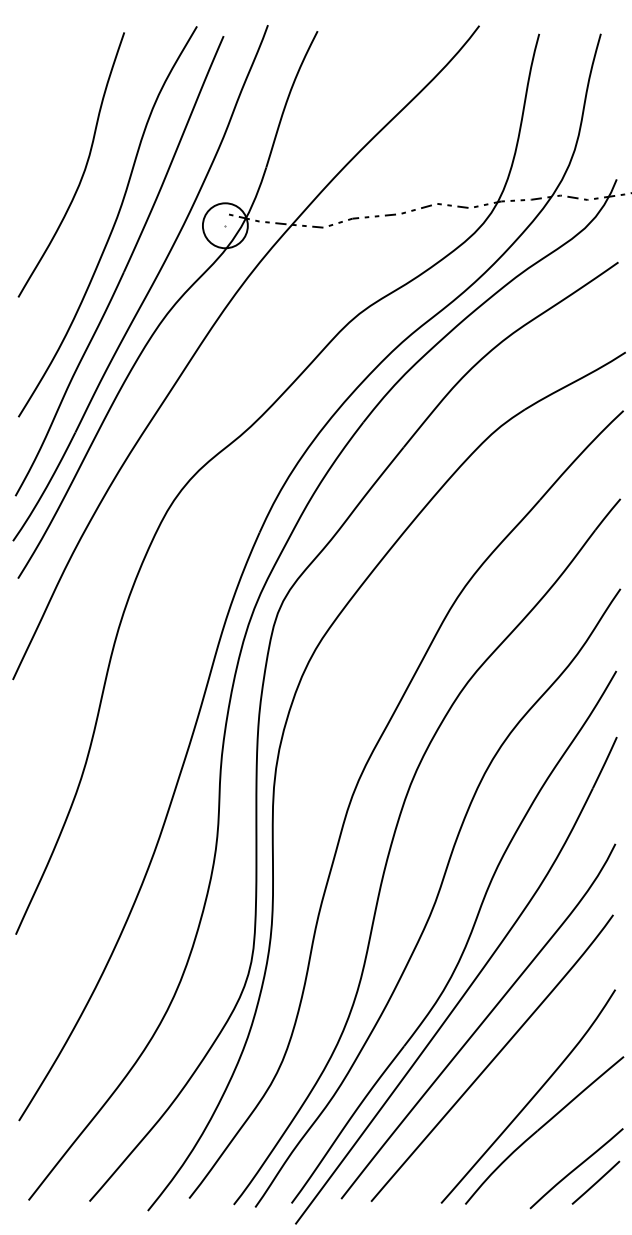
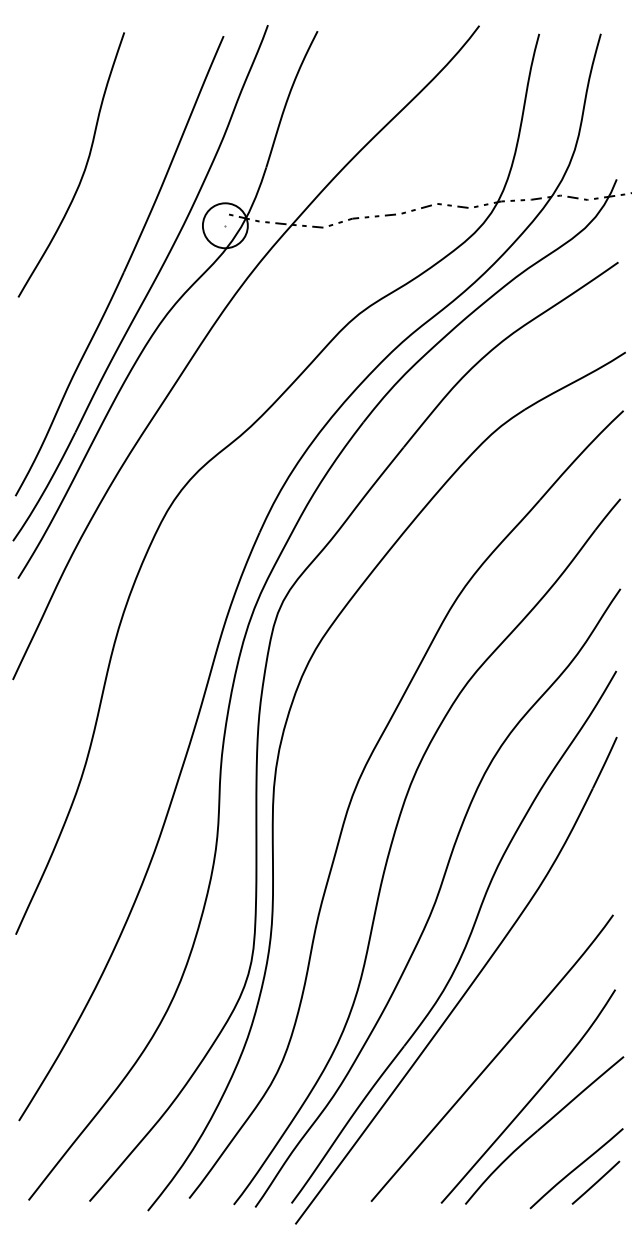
curve: present -> none (113, 223)
curve: present -> none (480, 1023)
